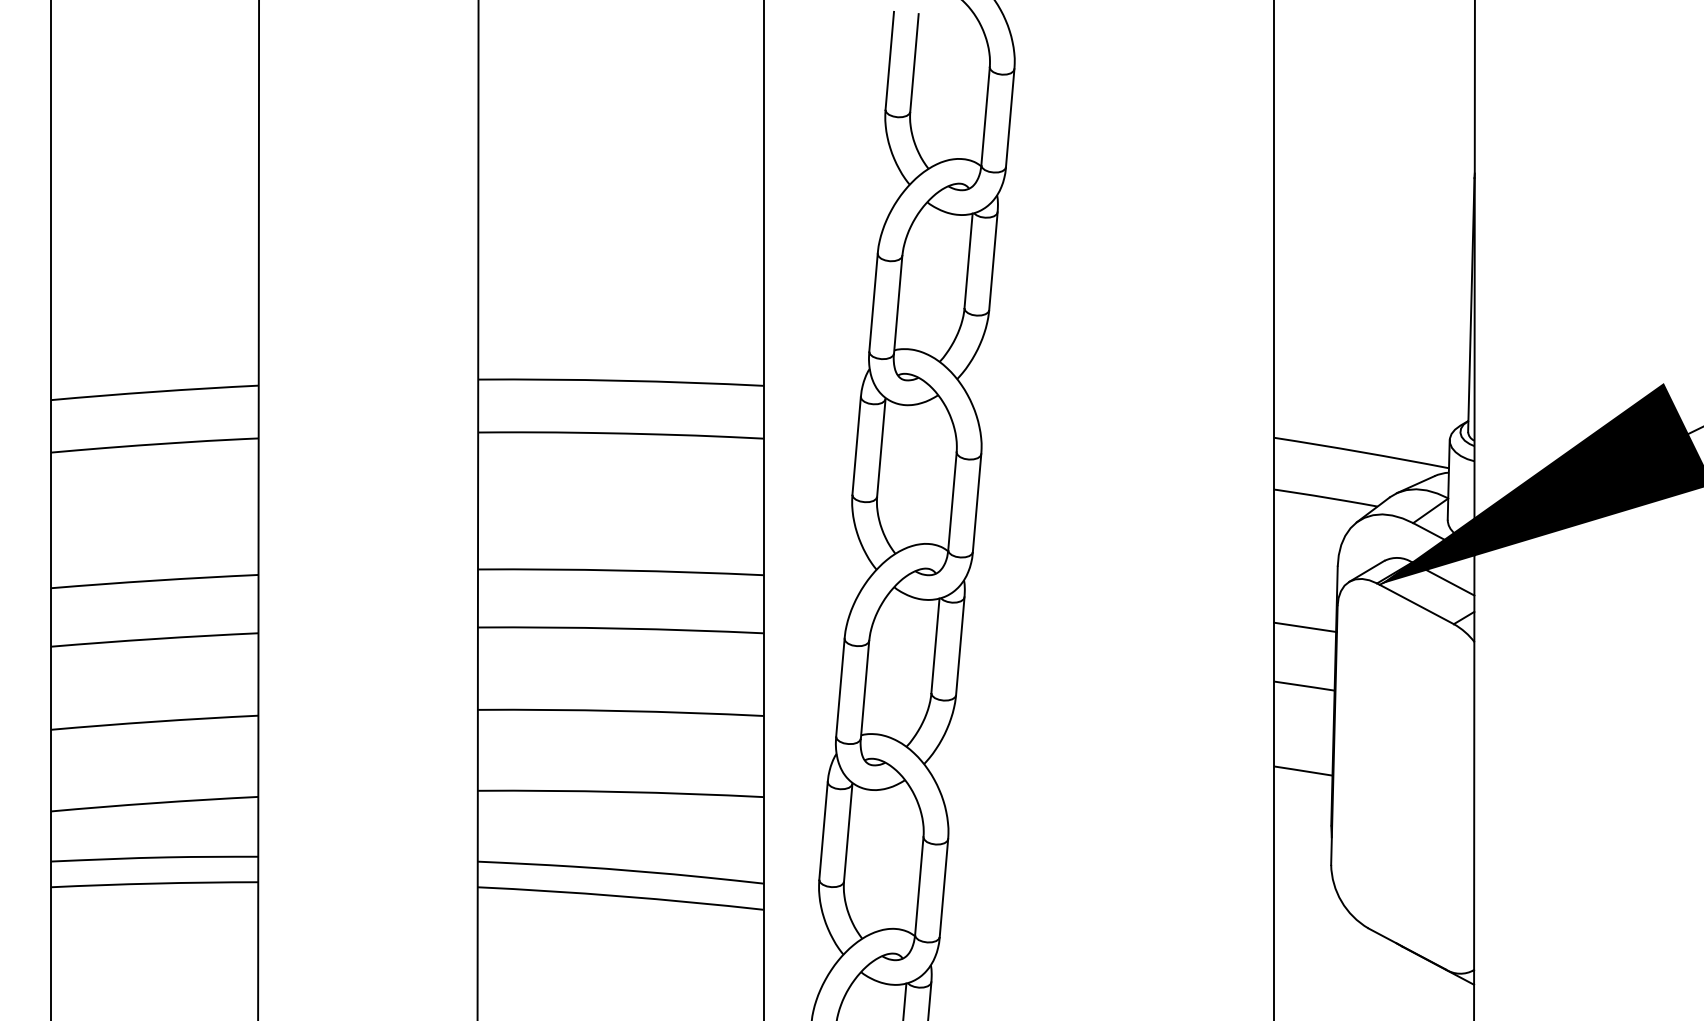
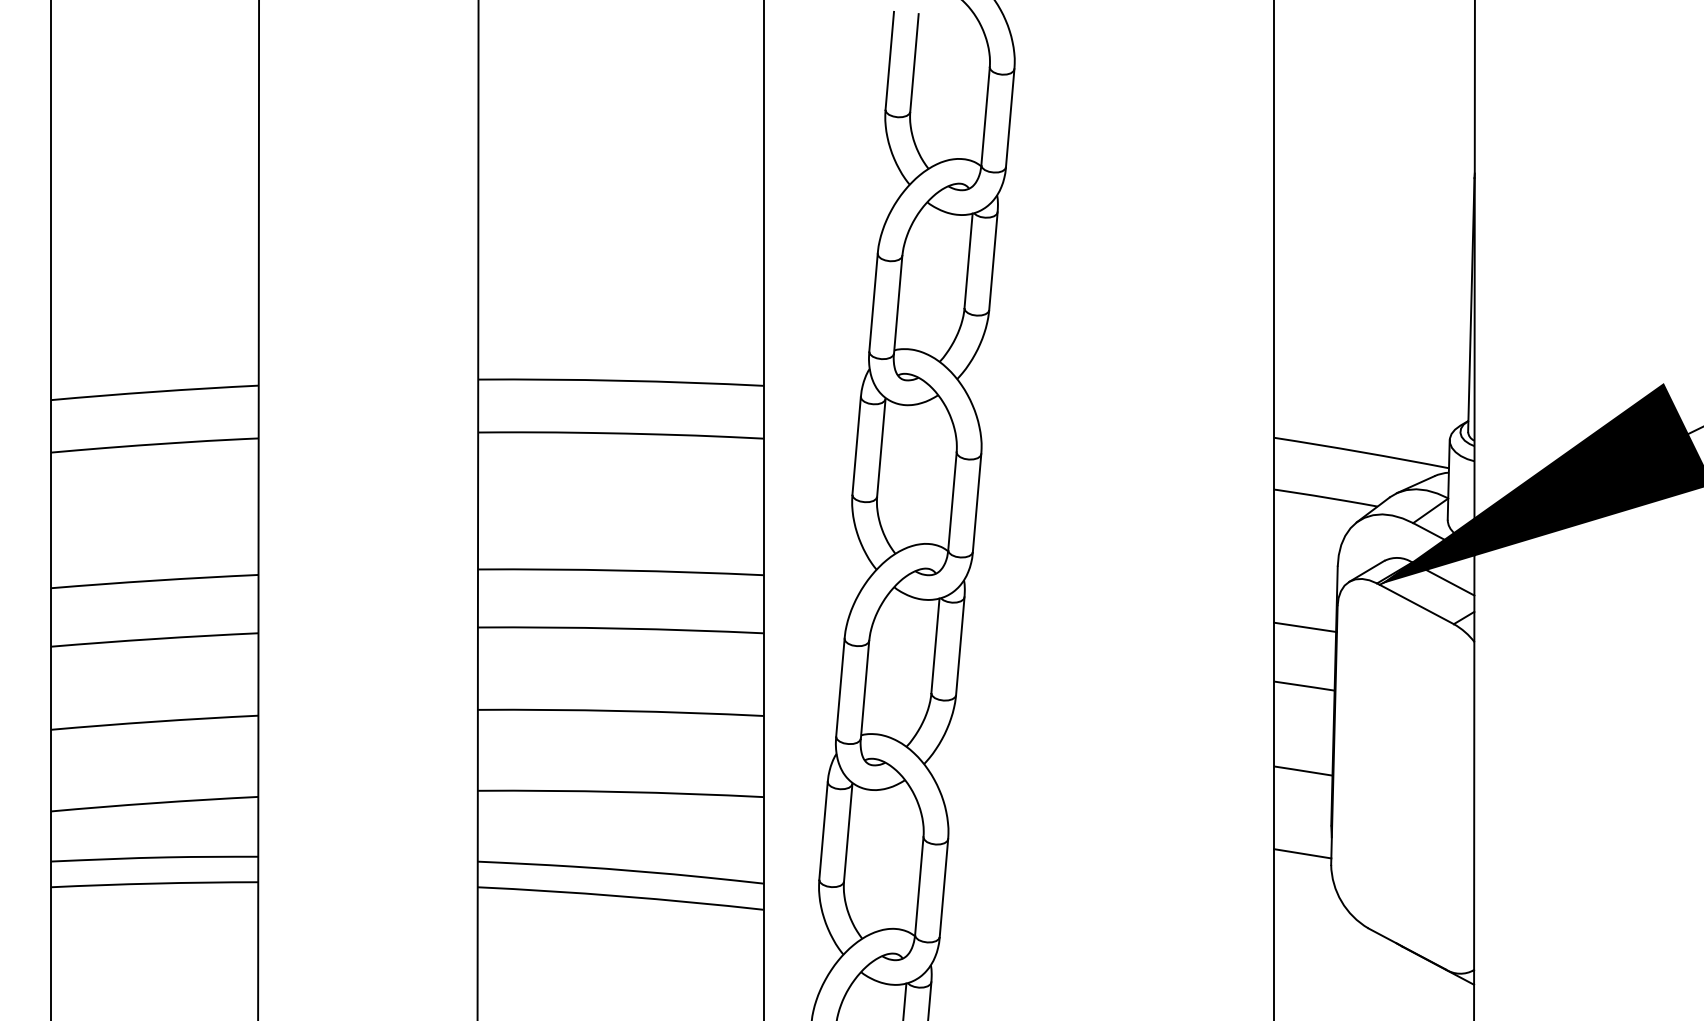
line: none -> present (1302, 853)
